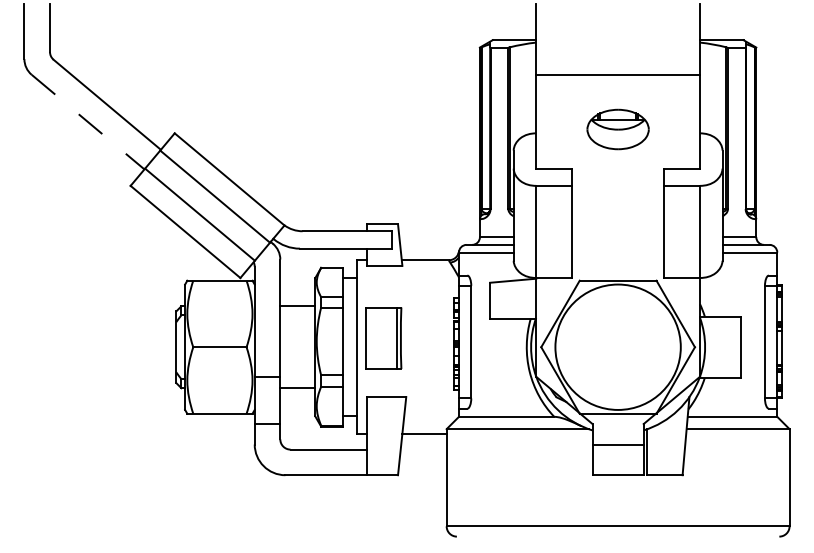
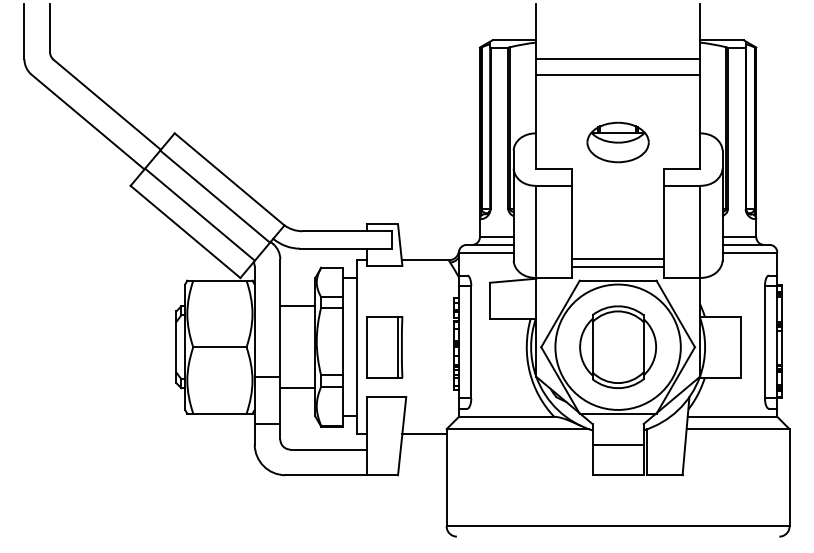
line: none -> present (618, 59)
line: dashed -> solid (88, 122)
part position: (617, 129) -> (617, 142) (617, 142)
line: none -> present (618, 258)
line: none -> present (618, 266)
part position: (383, 338) -> (384, 347) (384, 347)
part: none -> present (617, 346)
